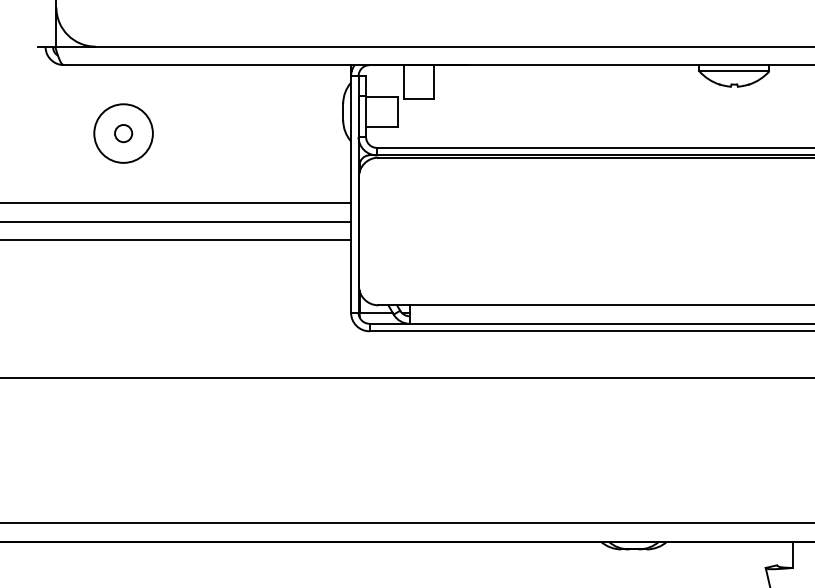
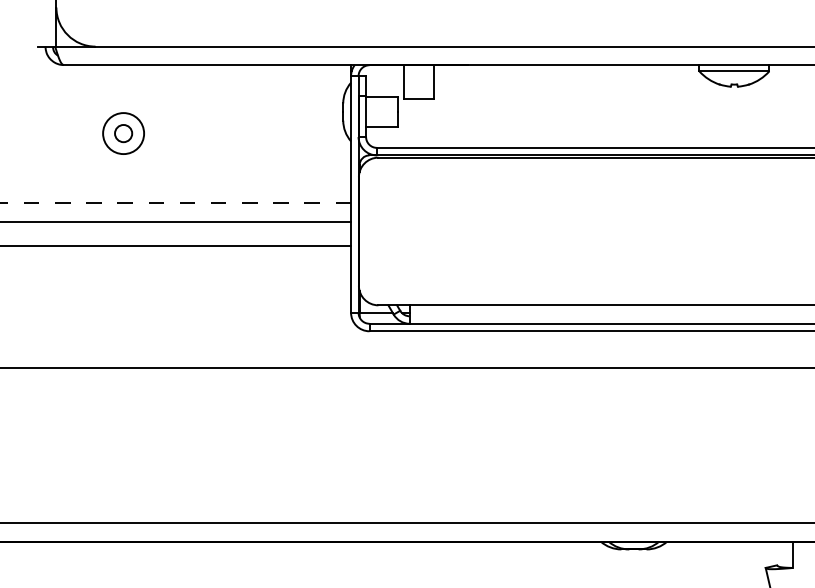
circle diameter: 59 px -> 41 px (123, 133)
line: solid -> dashed (175, 203)
line position: (176, 239) -> (176, 245) (176, 245)
line position: (406, 377) -> (406, 367) (406, 367)
